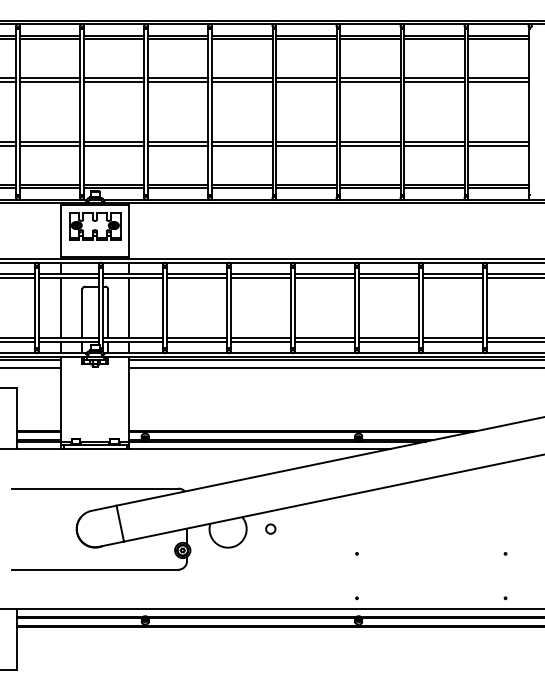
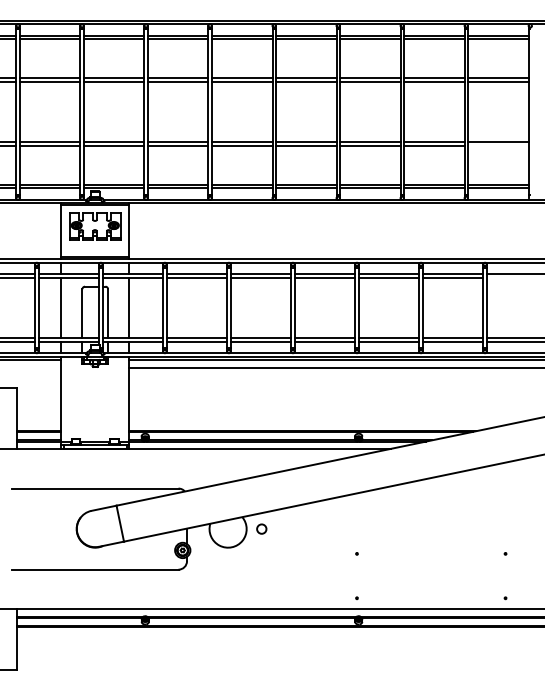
line: present -> none (498, 145)
line: present -> none (513, 277)
line: present -> none (31, 368)
circle position: (270, 528) -> (261, 528) (261, 528)
